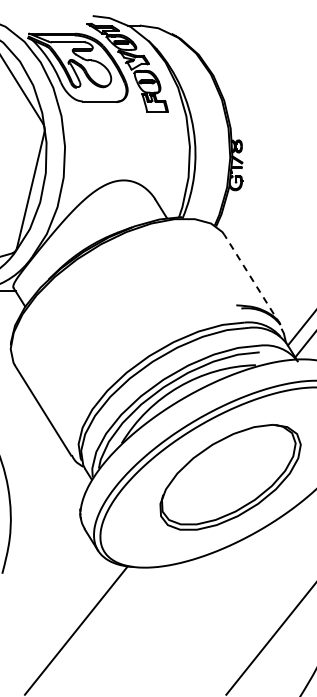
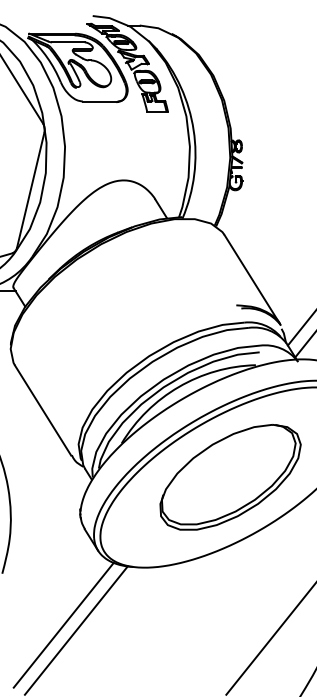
line: dashed -> solid (252, 279)
line: none -> present (63, 624)
